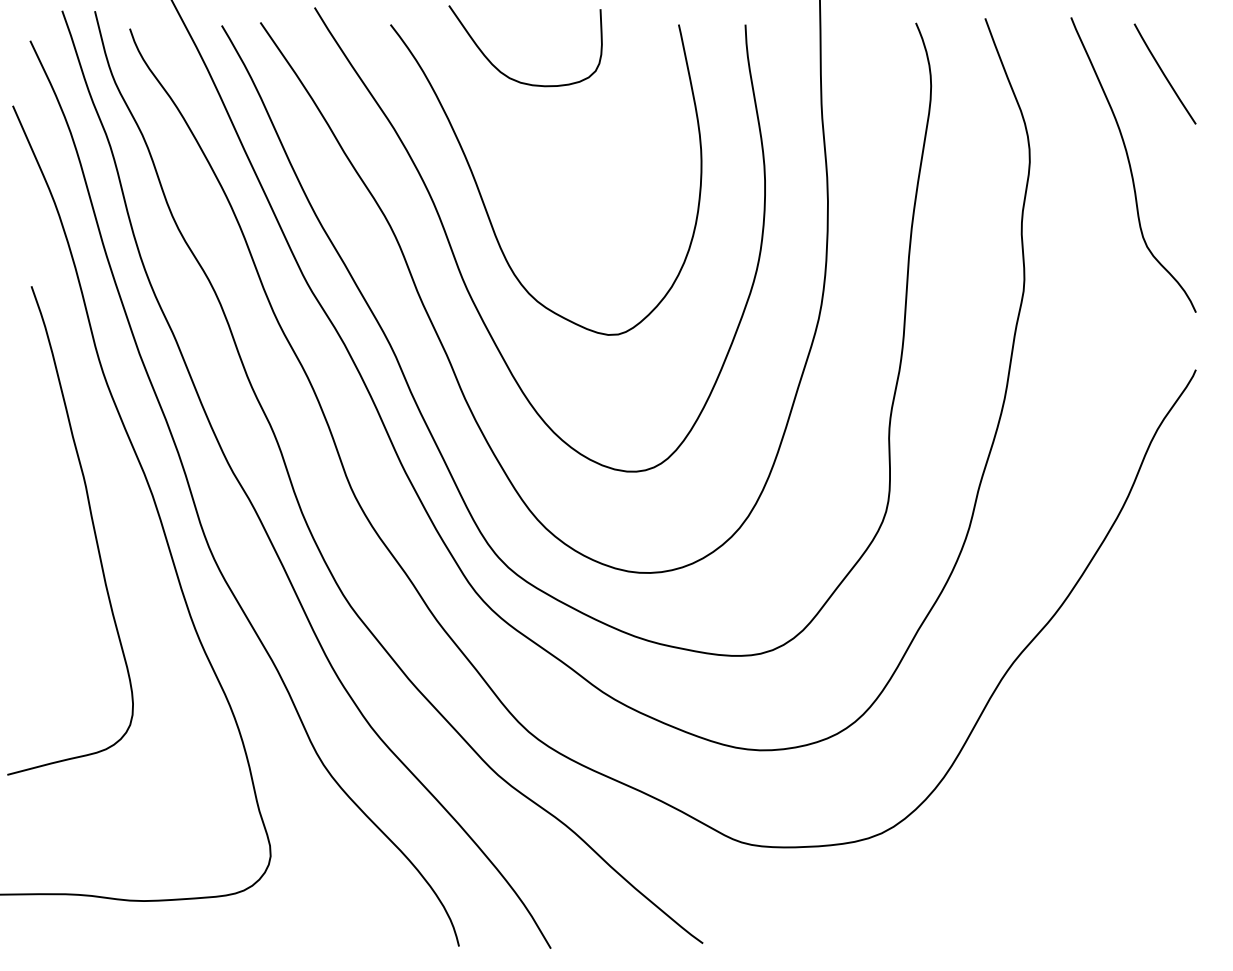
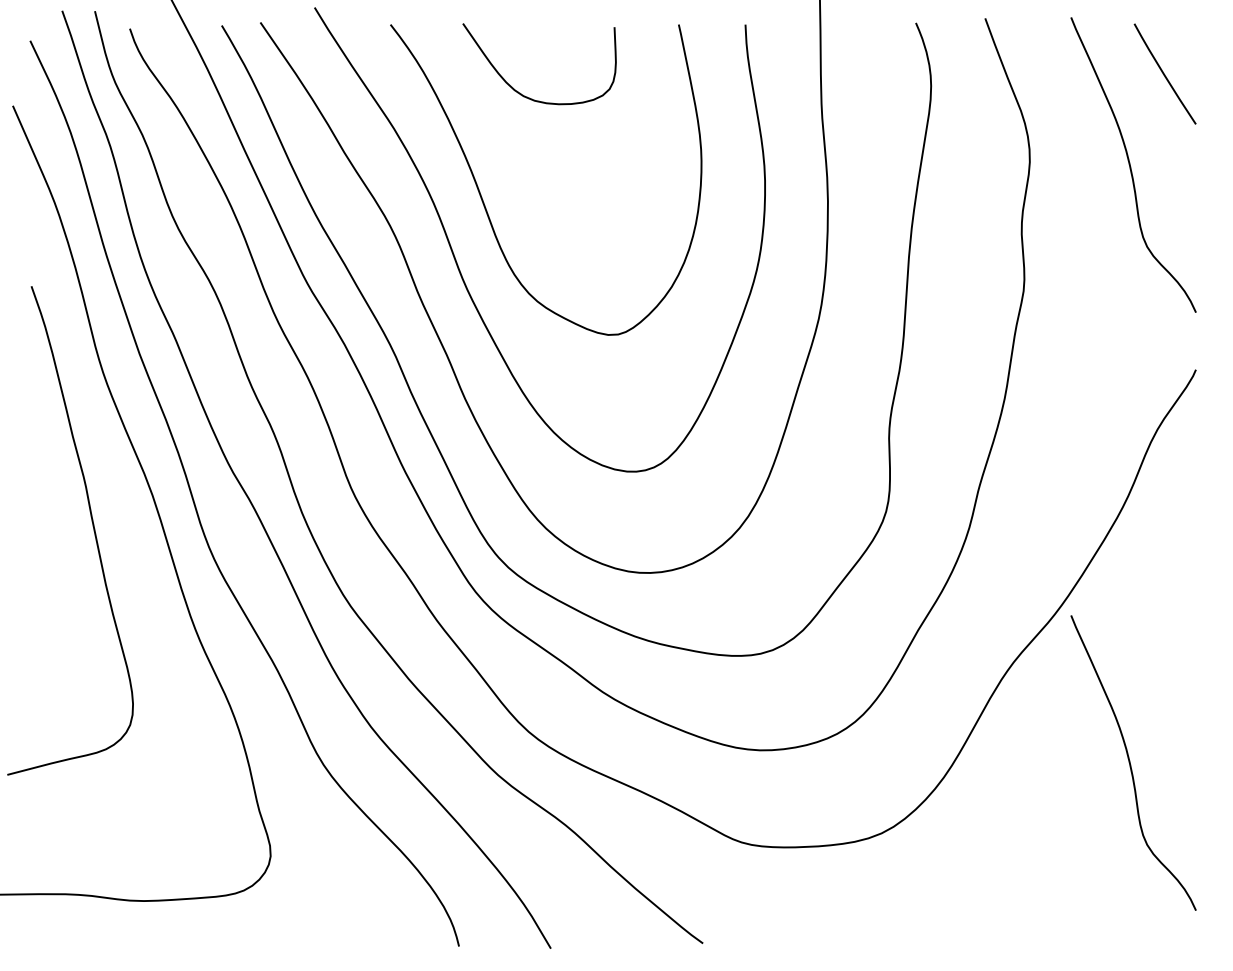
curve position: (503, 72) -> (517, 90) (517, 90)
curve: none -> present (1131, 764)
